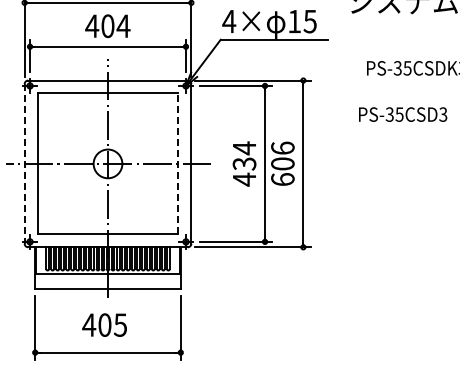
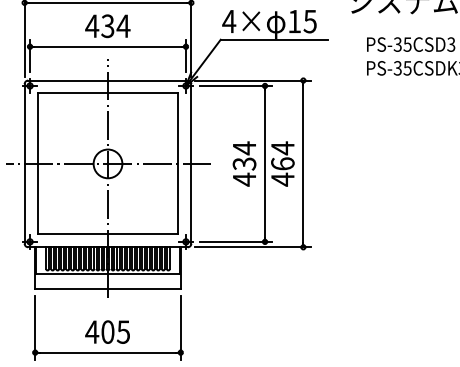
text: 404 -> 434 (107, 26)
text position: (403, 114) -> (411, 44) (411, 44)
line: dashed -> solid (24, 163)
line: dashed -> solid (178, 163)
text: 606 -> 464 (282, 163)
text position: (104, 324) -> (107, 331) (107, 331)
